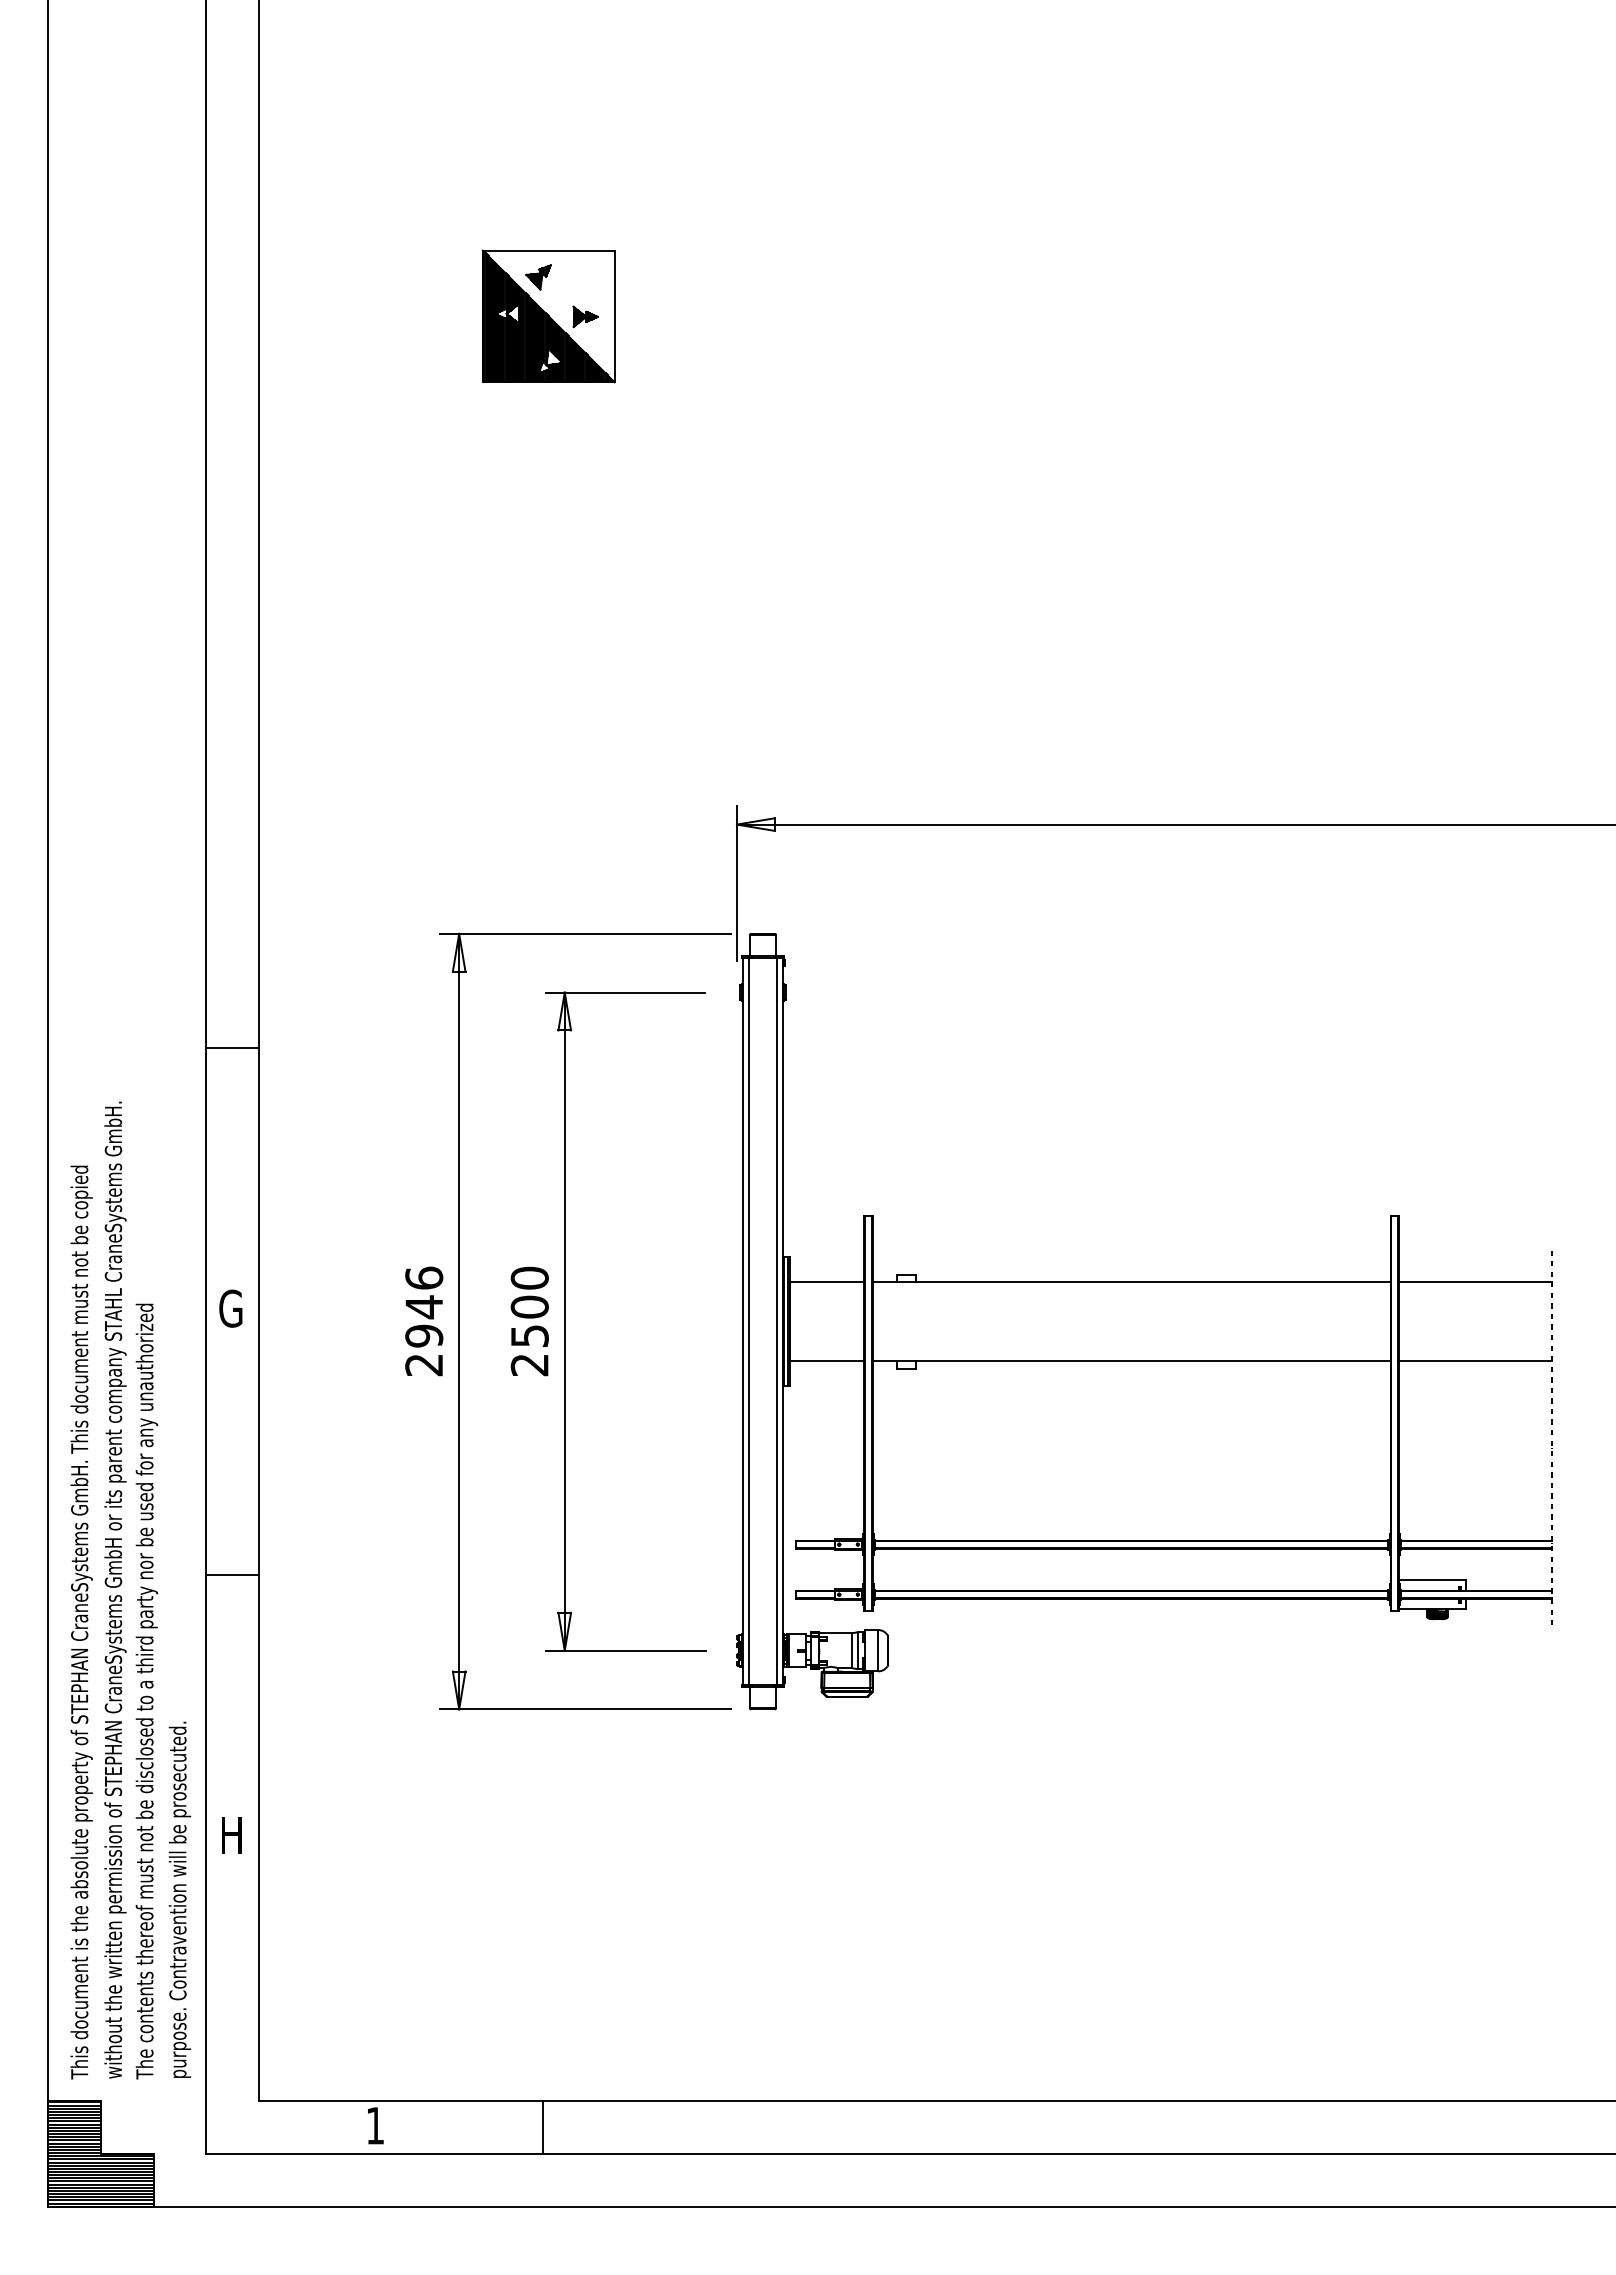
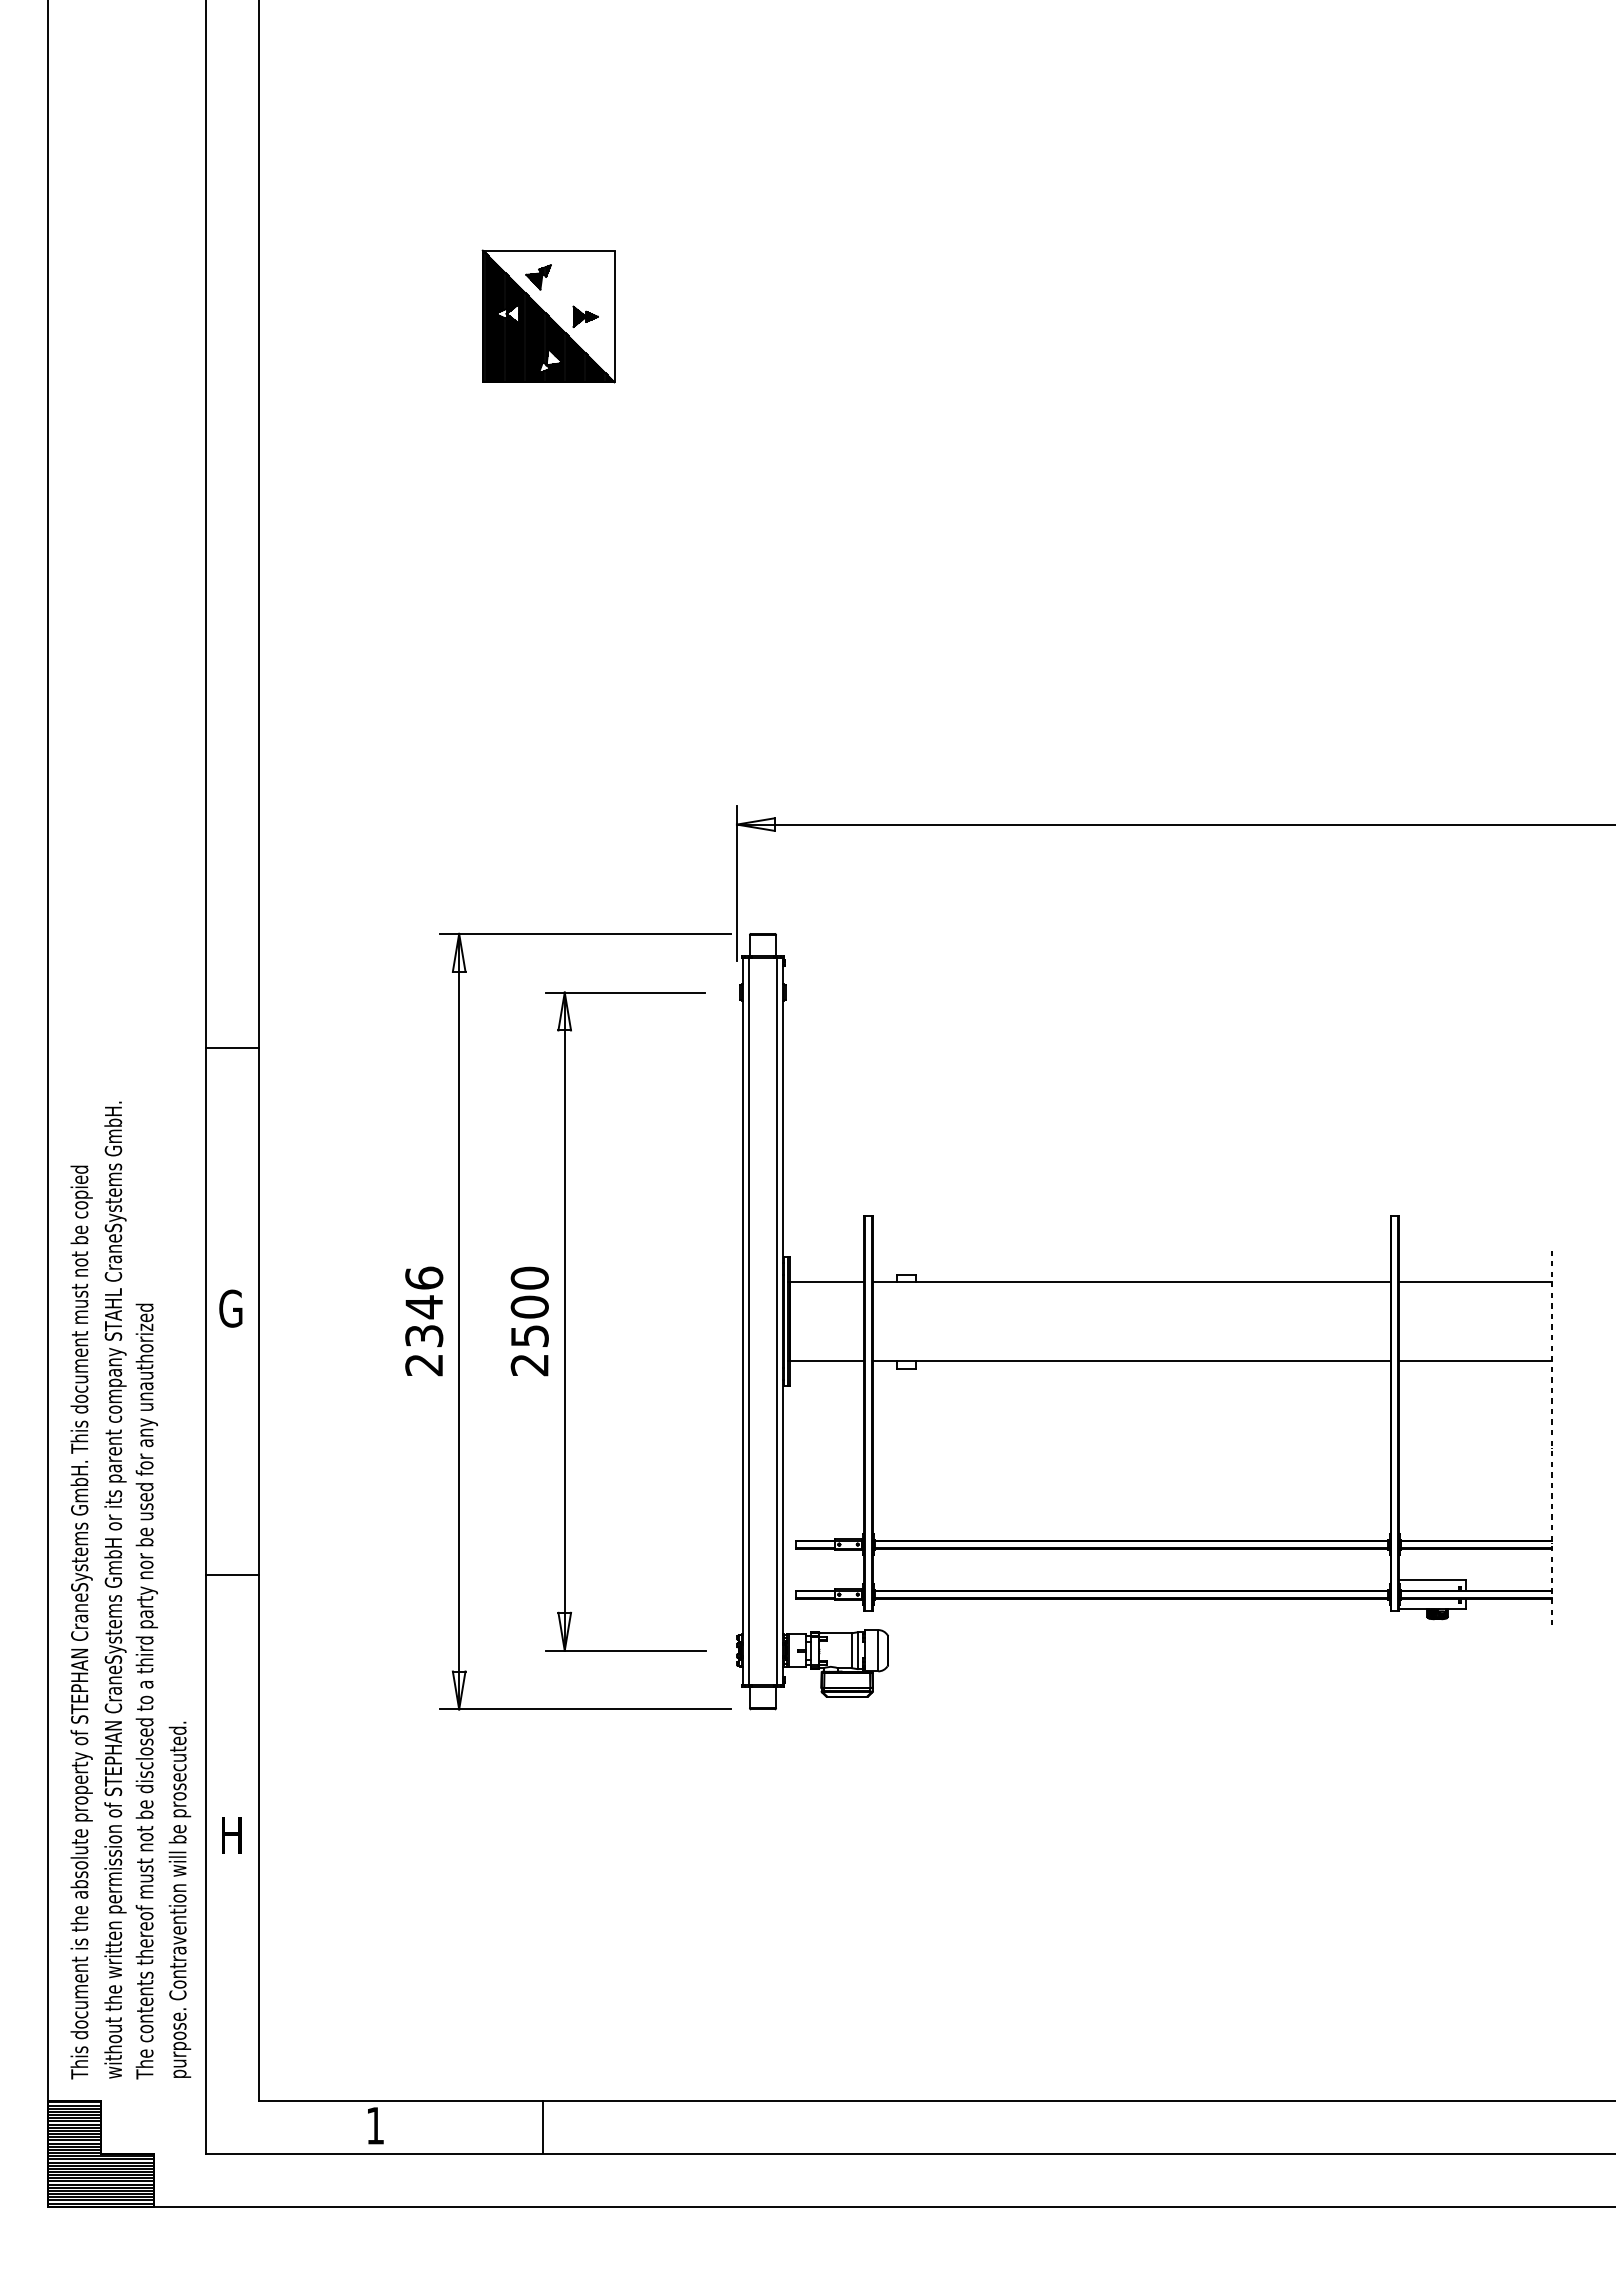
text: 2946 -> 2346 (424, 1335)
